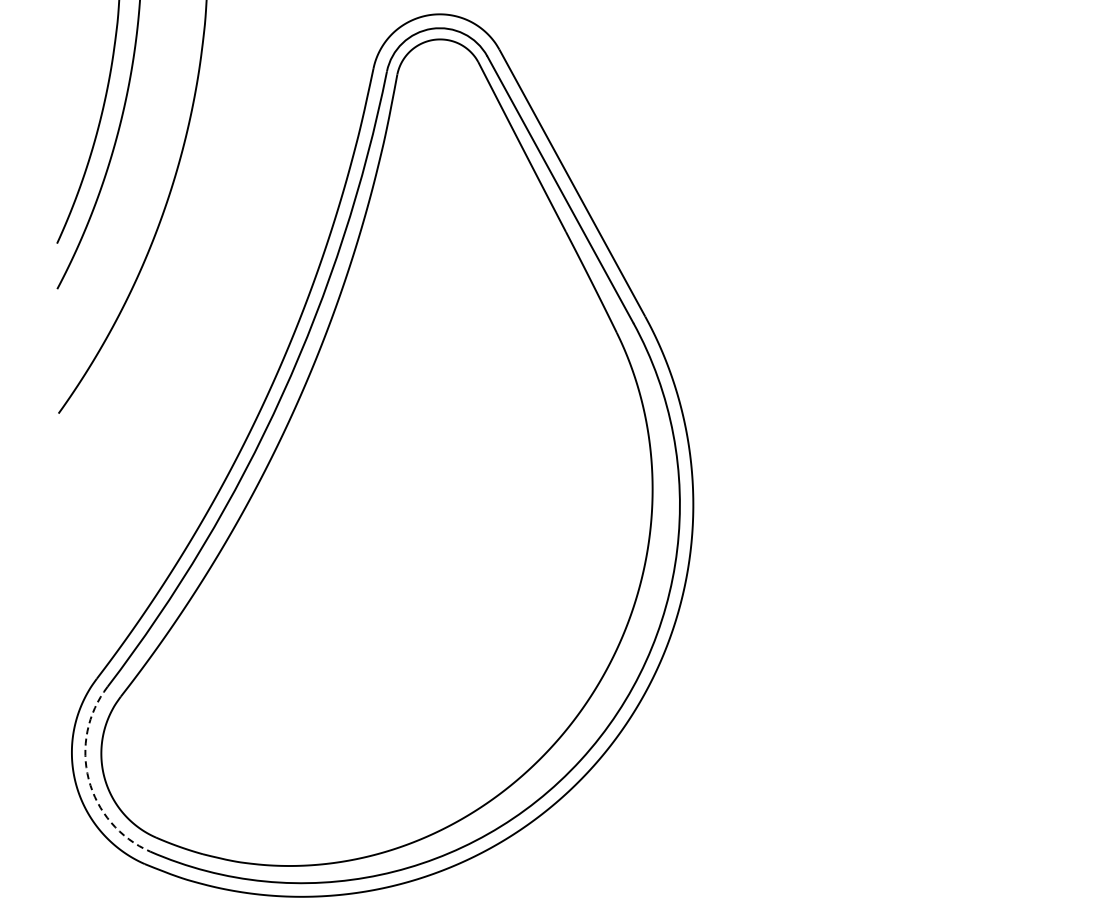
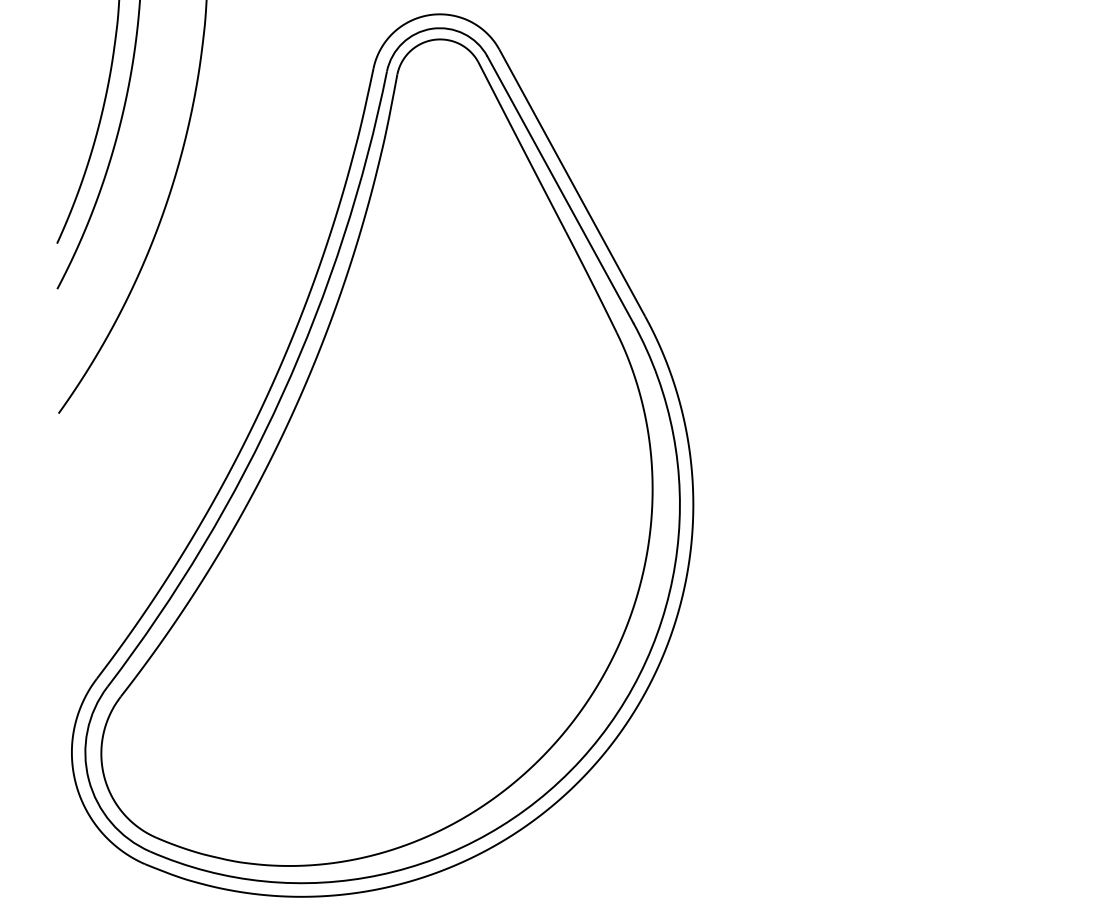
arc: dashed -> solid (88, 779)
